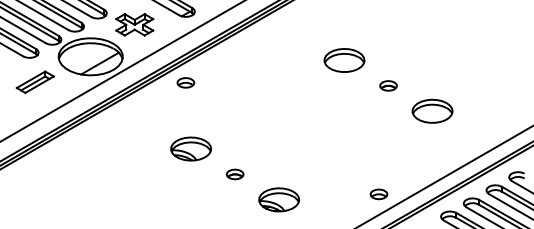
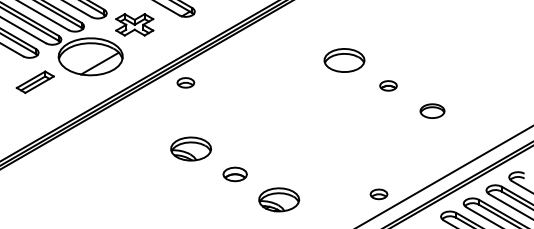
line: present -> none (122, 71)
part size: 43x26 px -> 27x16 px (432, 110)
part size: 20x13 px -> 26x17 px (234, 174)
